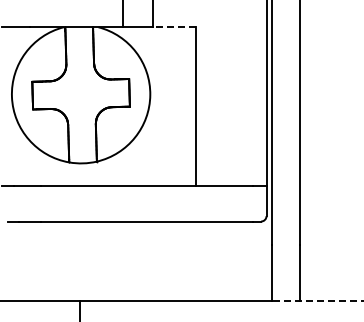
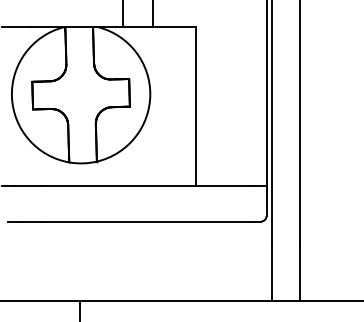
line: dashed -> solid (174, 27)
line: dashed -> solid (317, 300)
